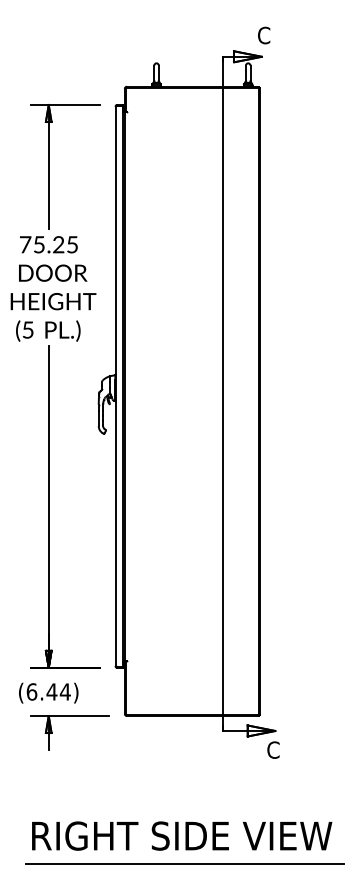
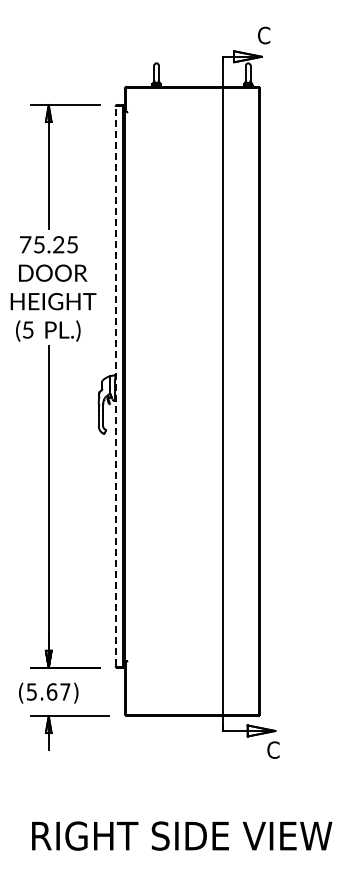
line: solid -> dashed (115, 386)
text: (6.44) -> (5.67) (48, 691)
line: present -> none (184, 864)
